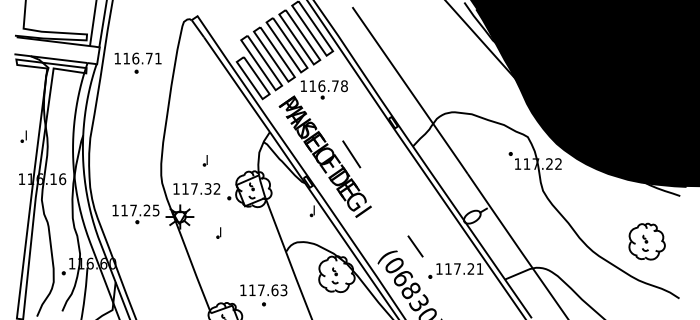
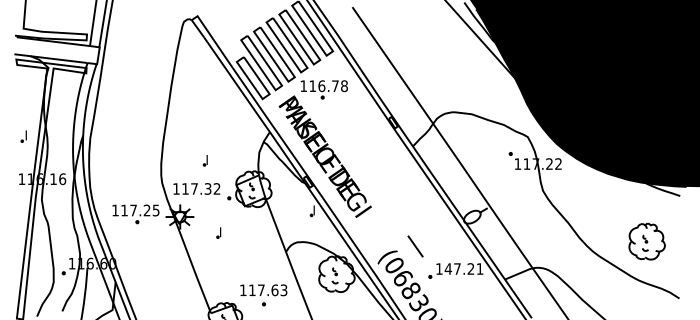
part: present -> none (137, 62)
line: present -> none (351, 154)
text: 117.21 -> 147.21 (448, 268)
